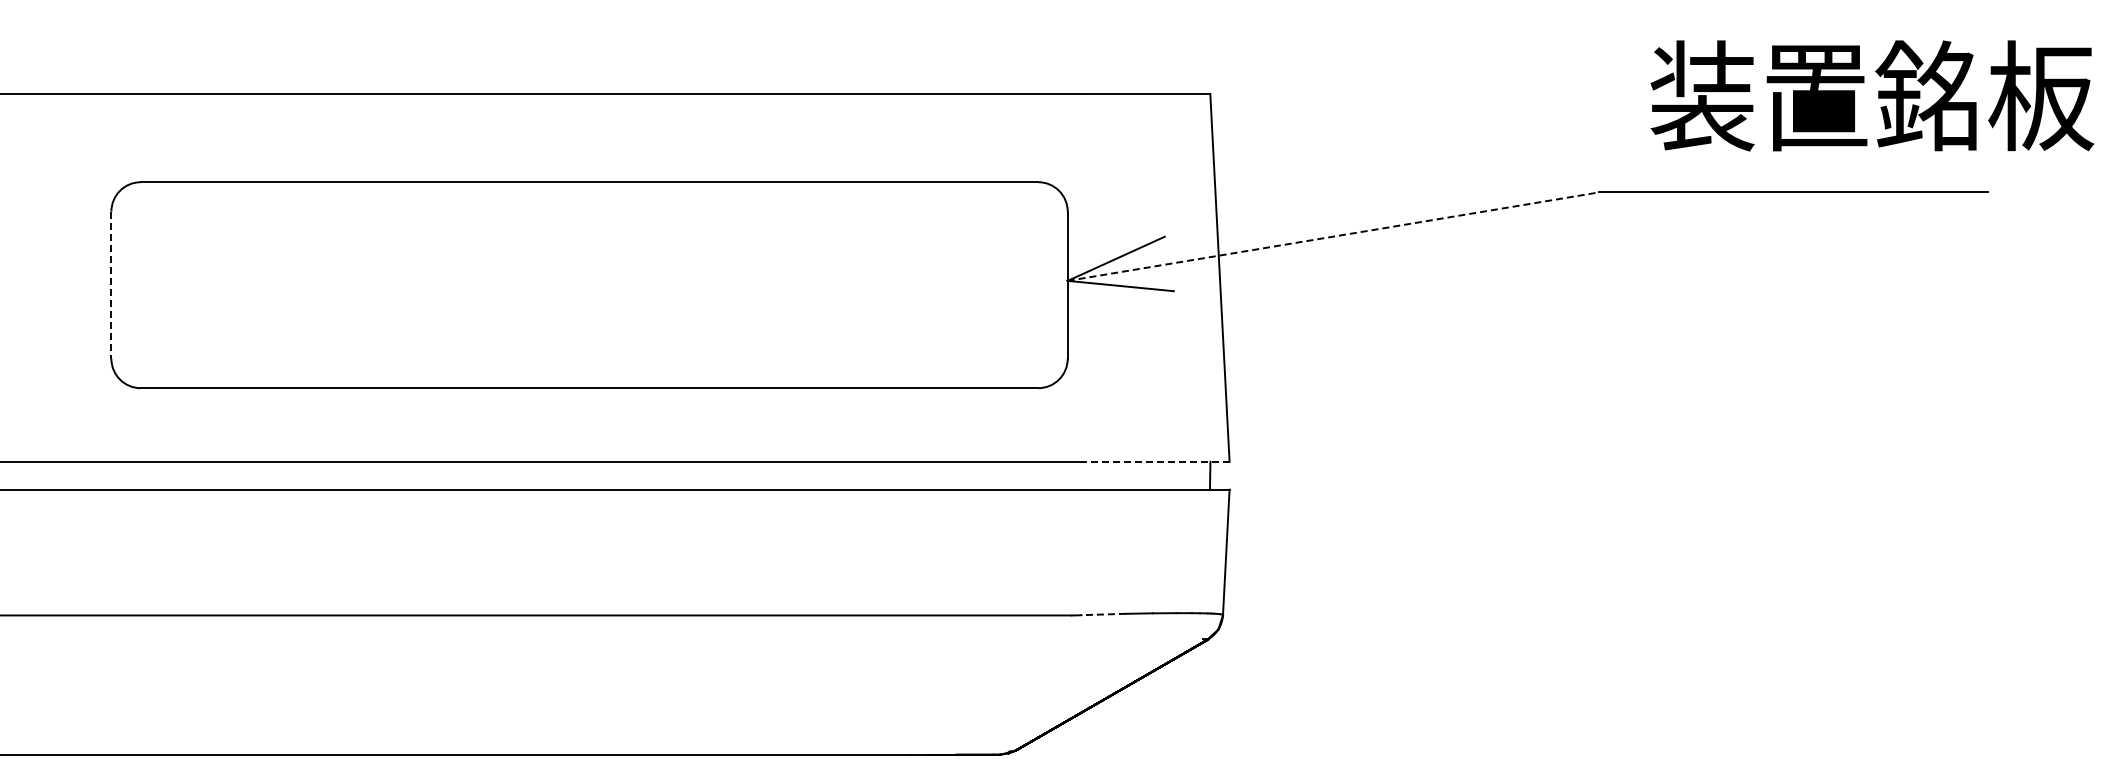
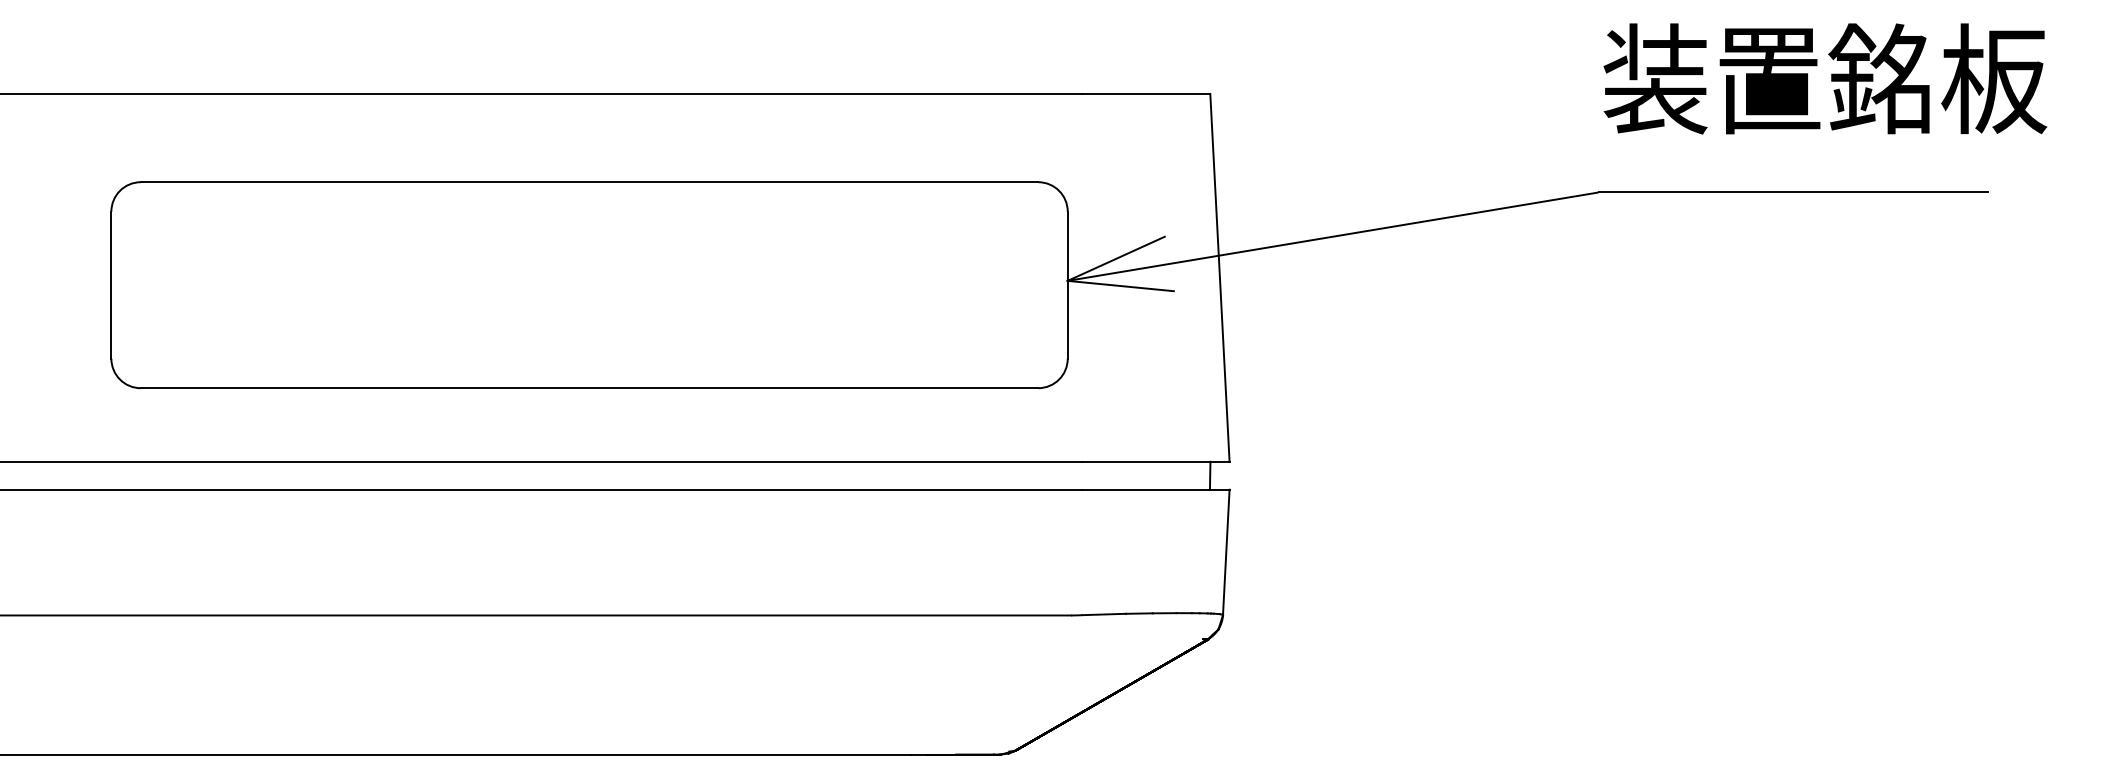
text position: (1872, 95) -> (1825, 78) (1825, 78)
line: dashed -> solid (1333, 236)
line: dashed -> solid (111, 285)
line: dashed -> solid (1156, 461)
line: dashed -> solid (1104, 614)
